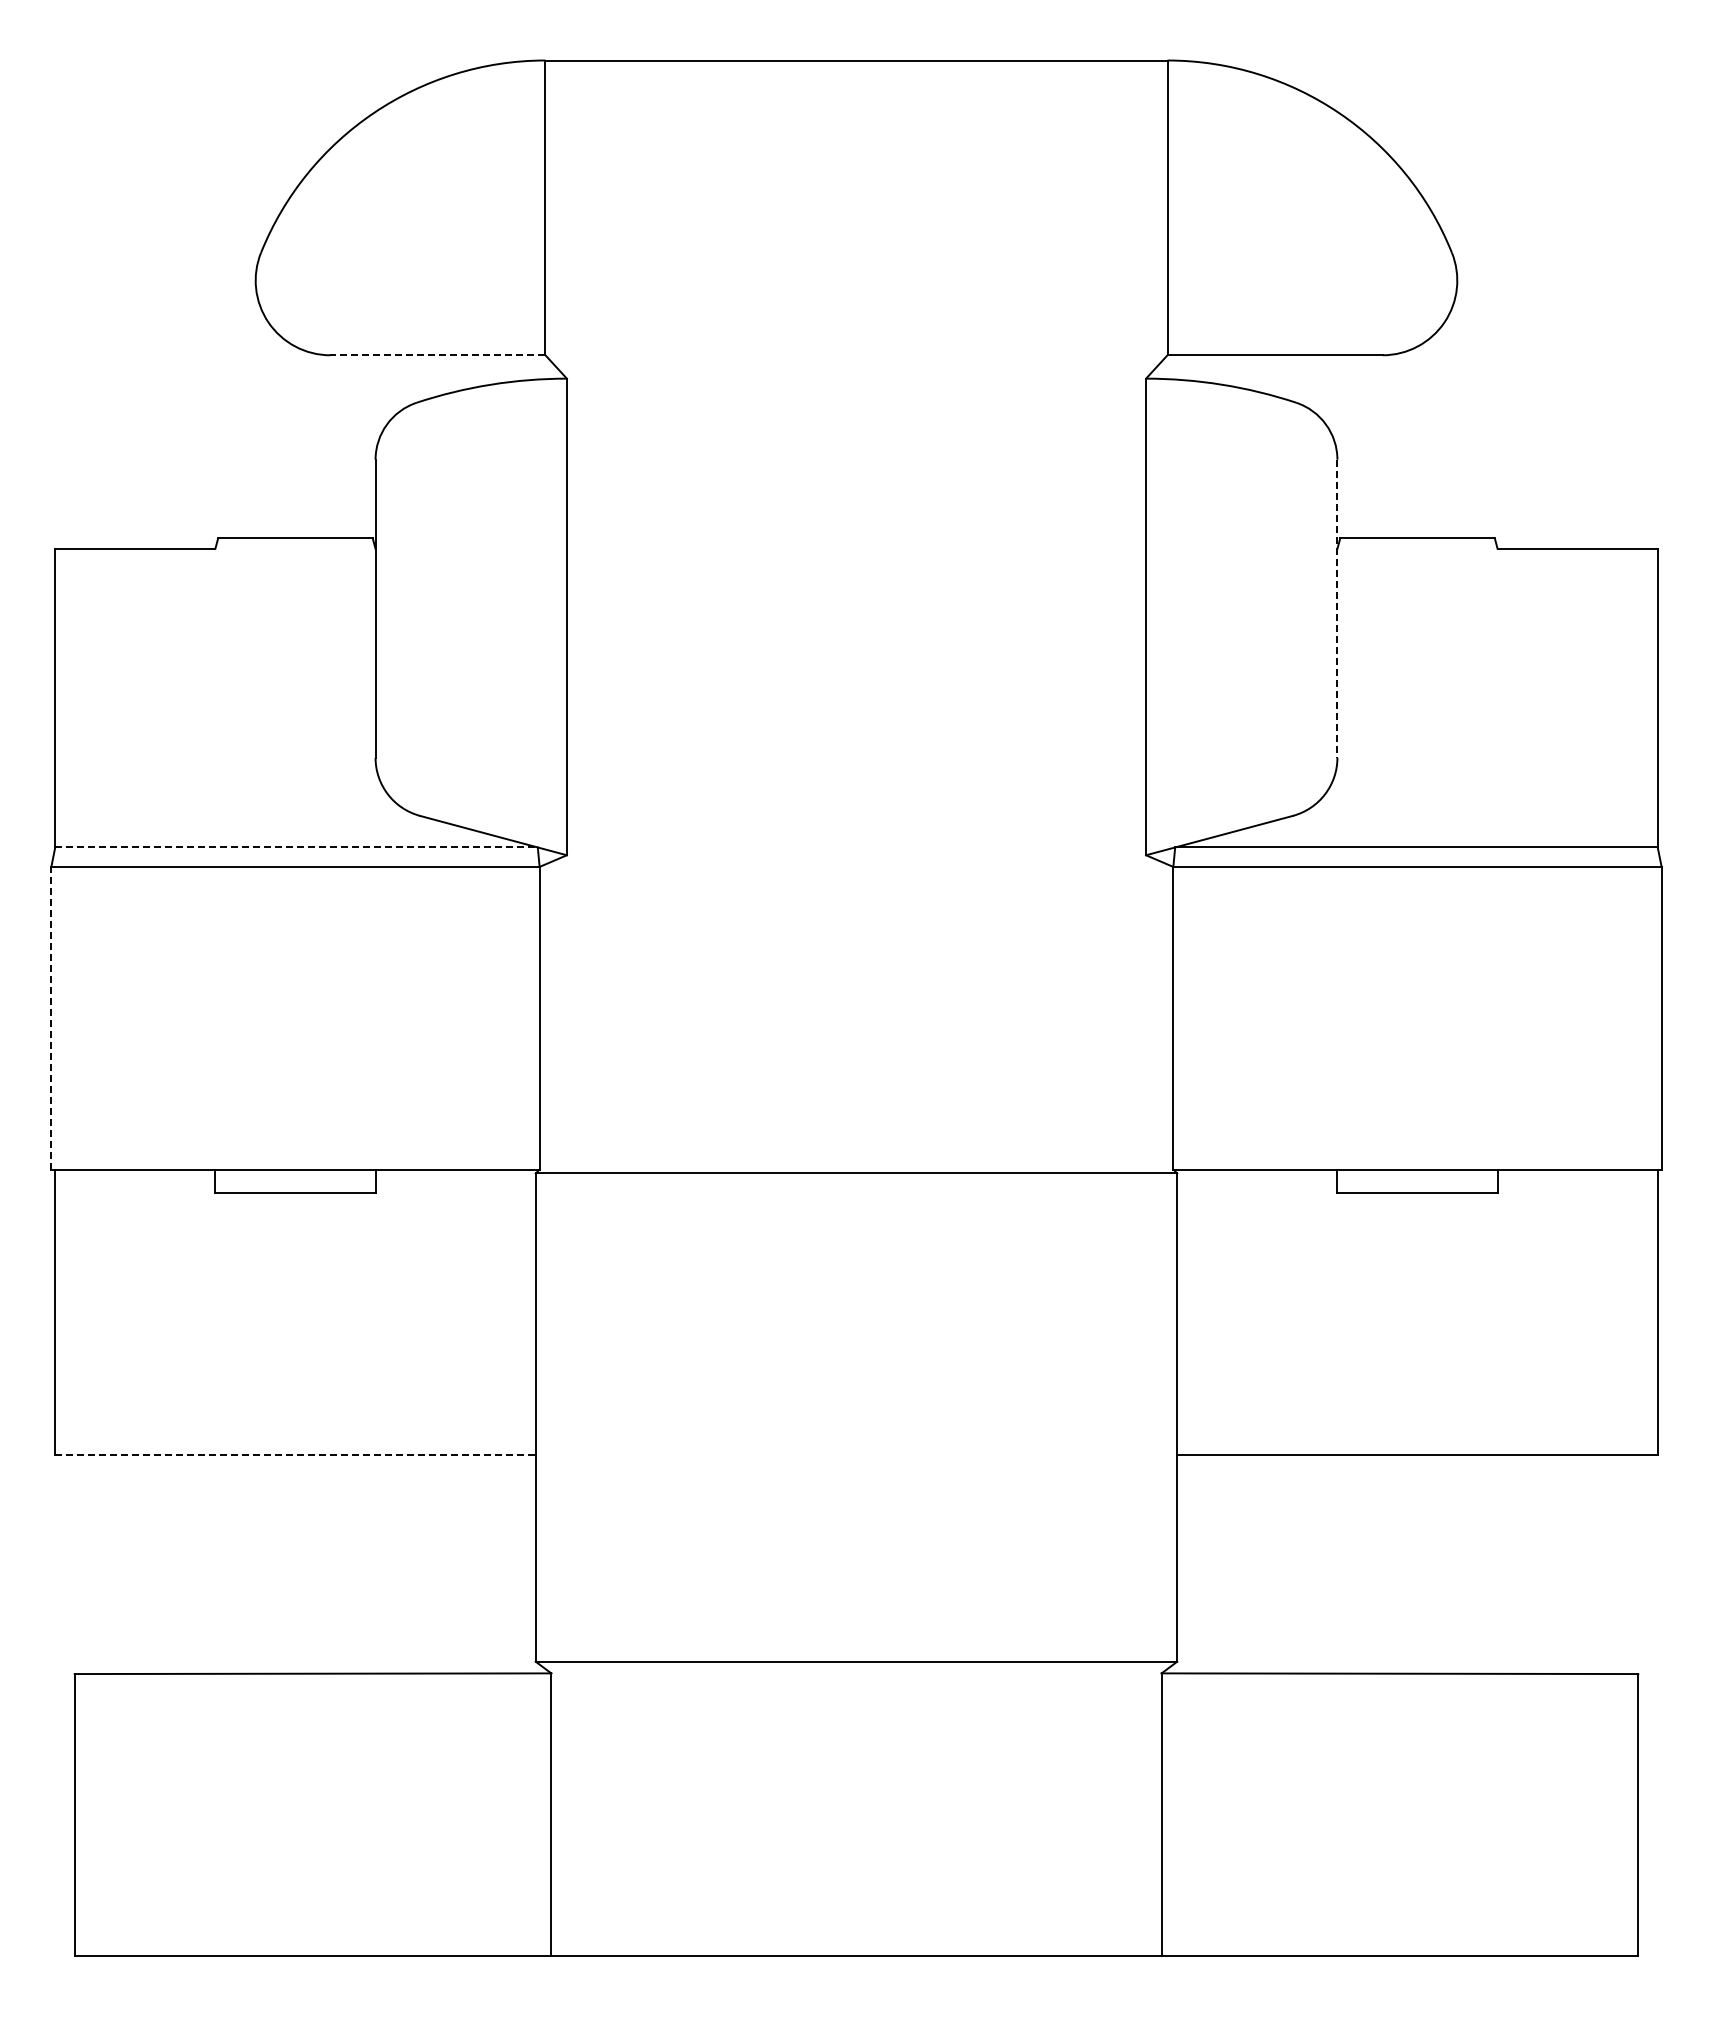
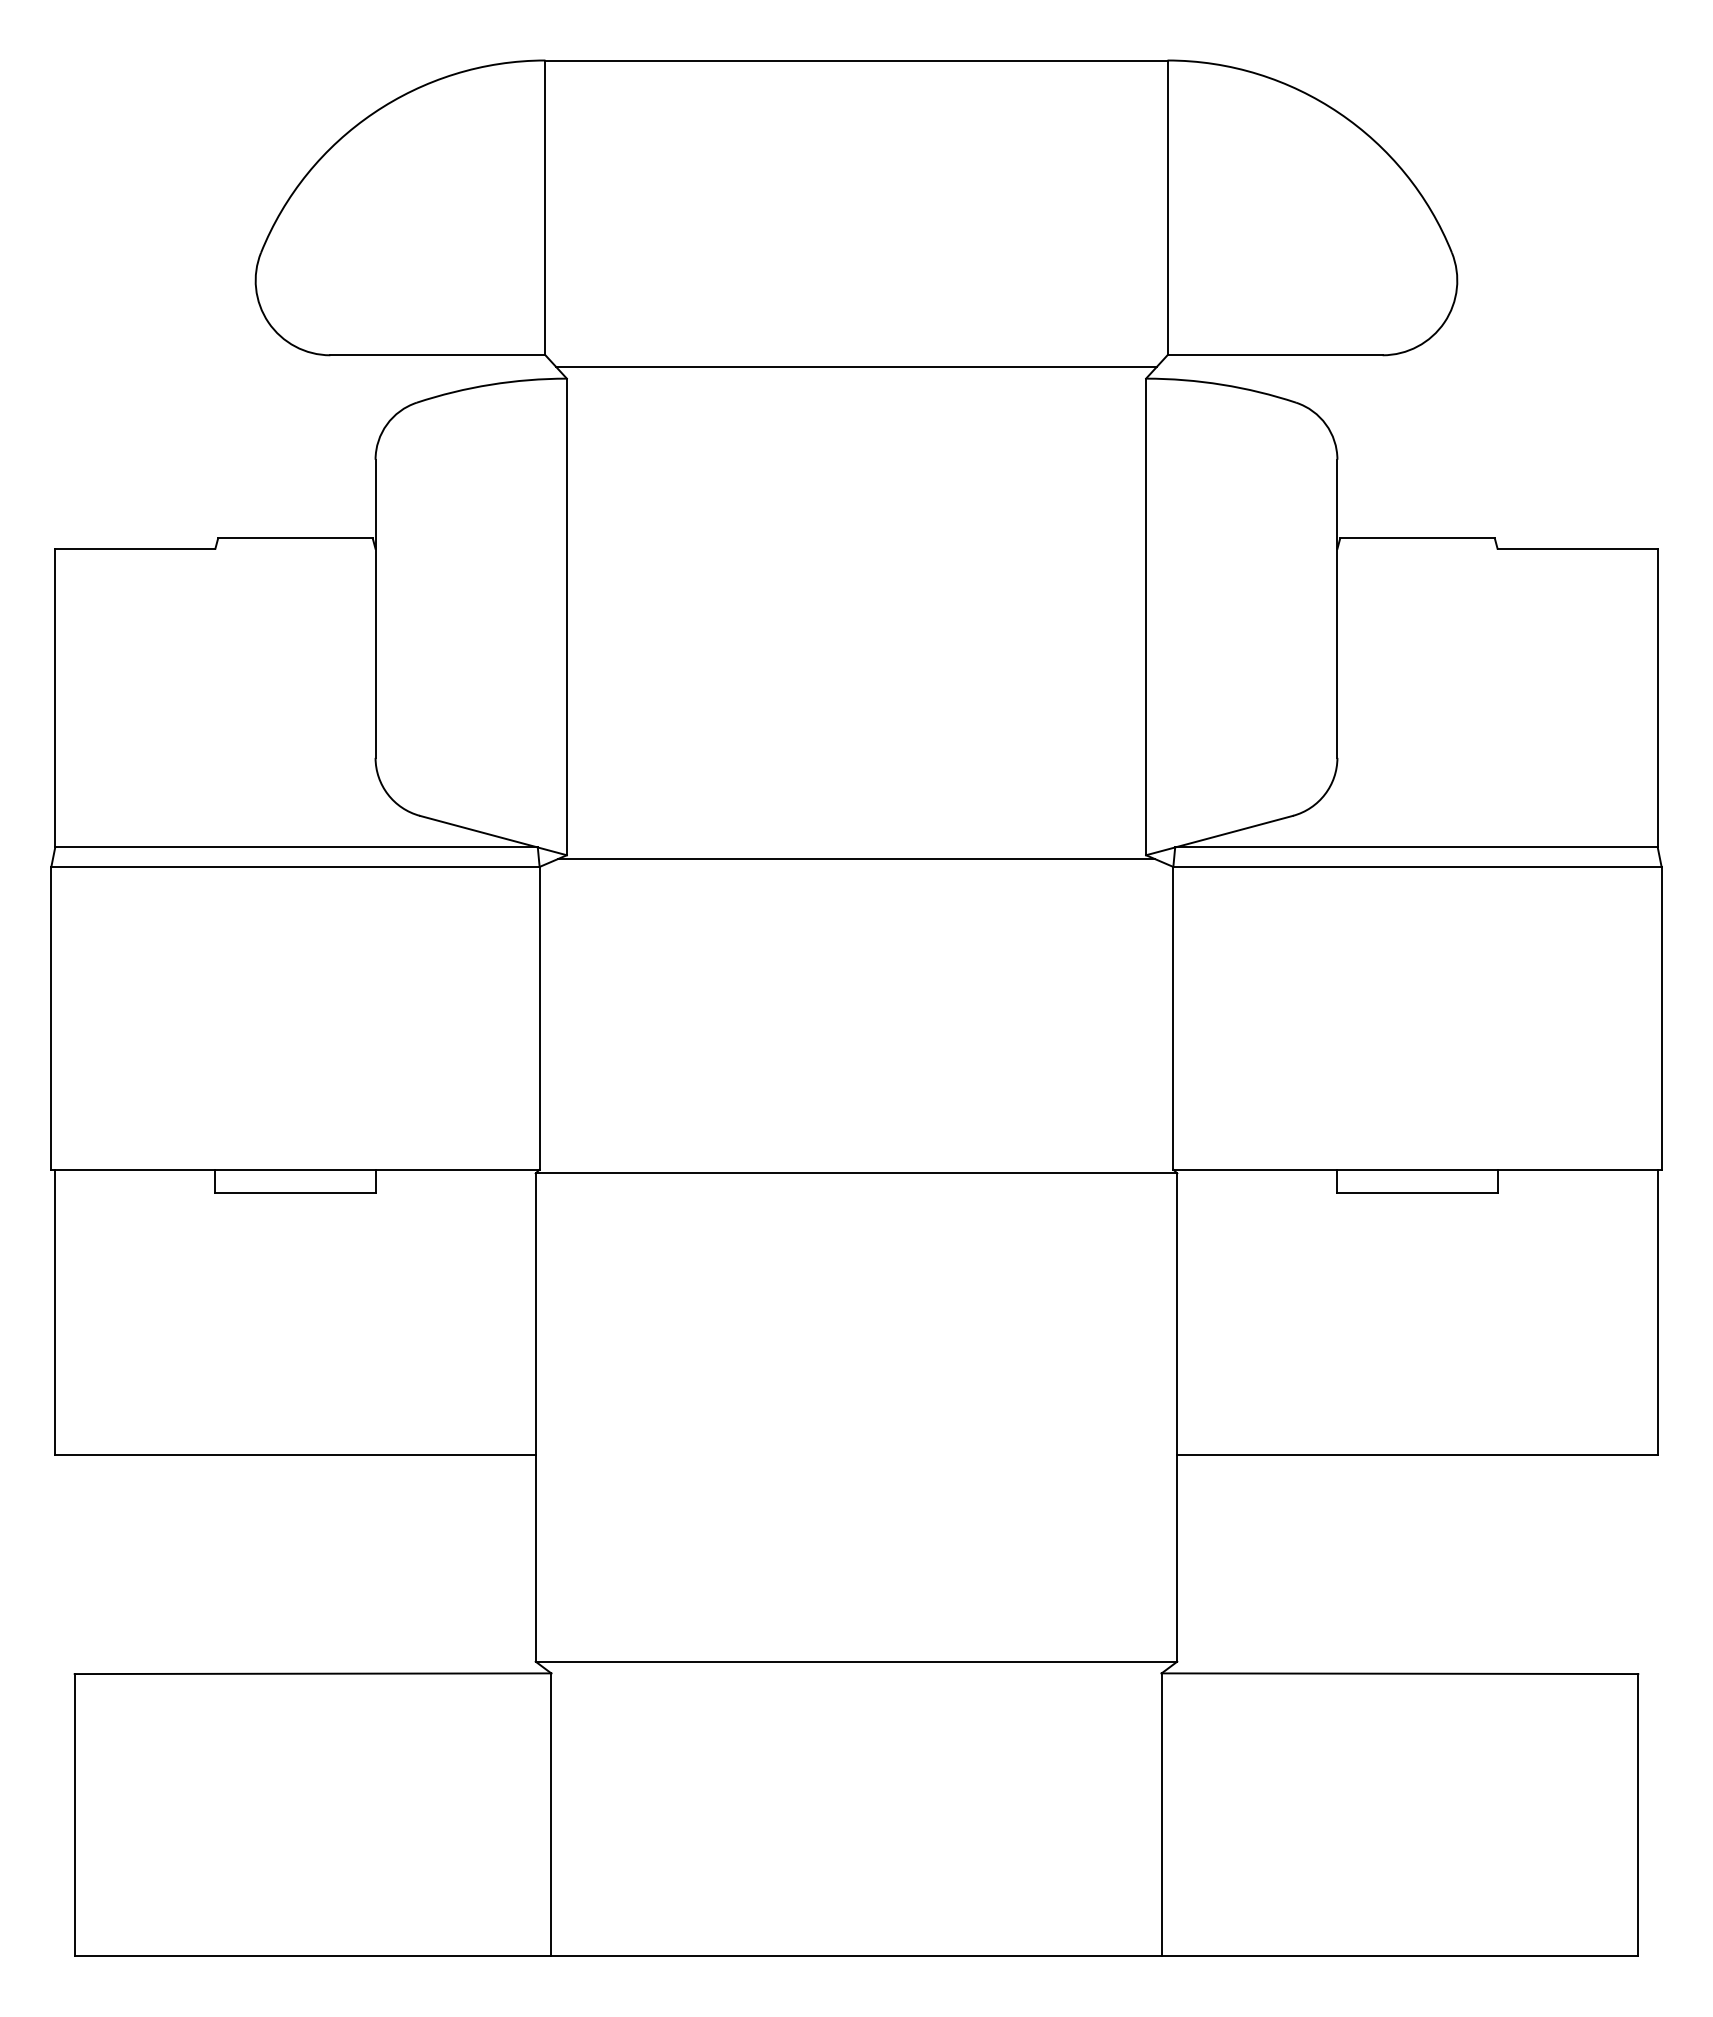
line: dashed -> solid (437, 355)
line: none -> present (856, 366)
line: dashed -> solid (1337, 609)
line: dashed -> solid (297, 847)
line: none -> present (856, 859)
line: dashed -> solid (51, 1017)
line: dashed -> solid (295, 1455)
